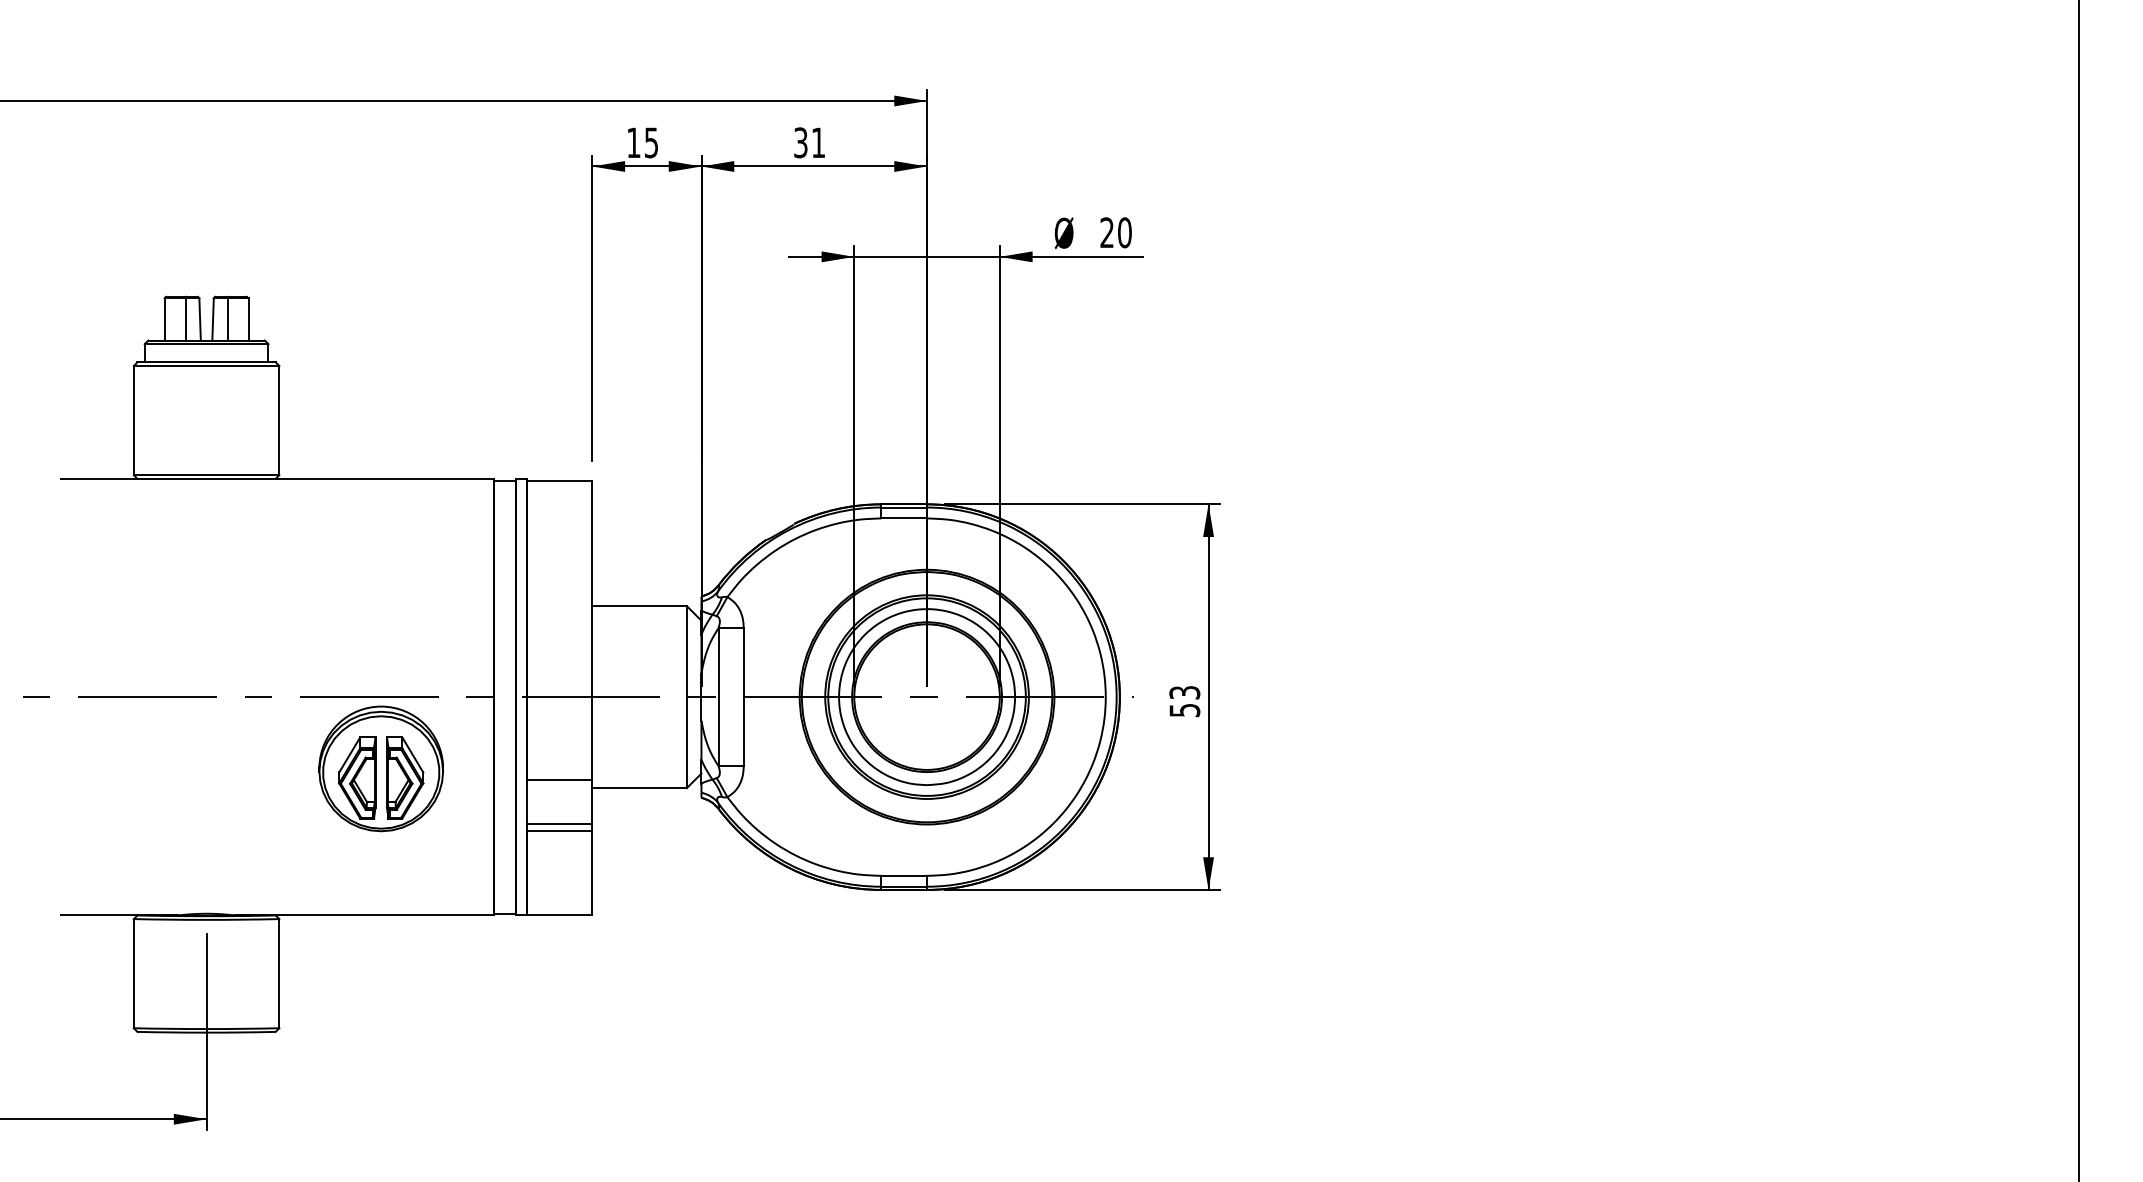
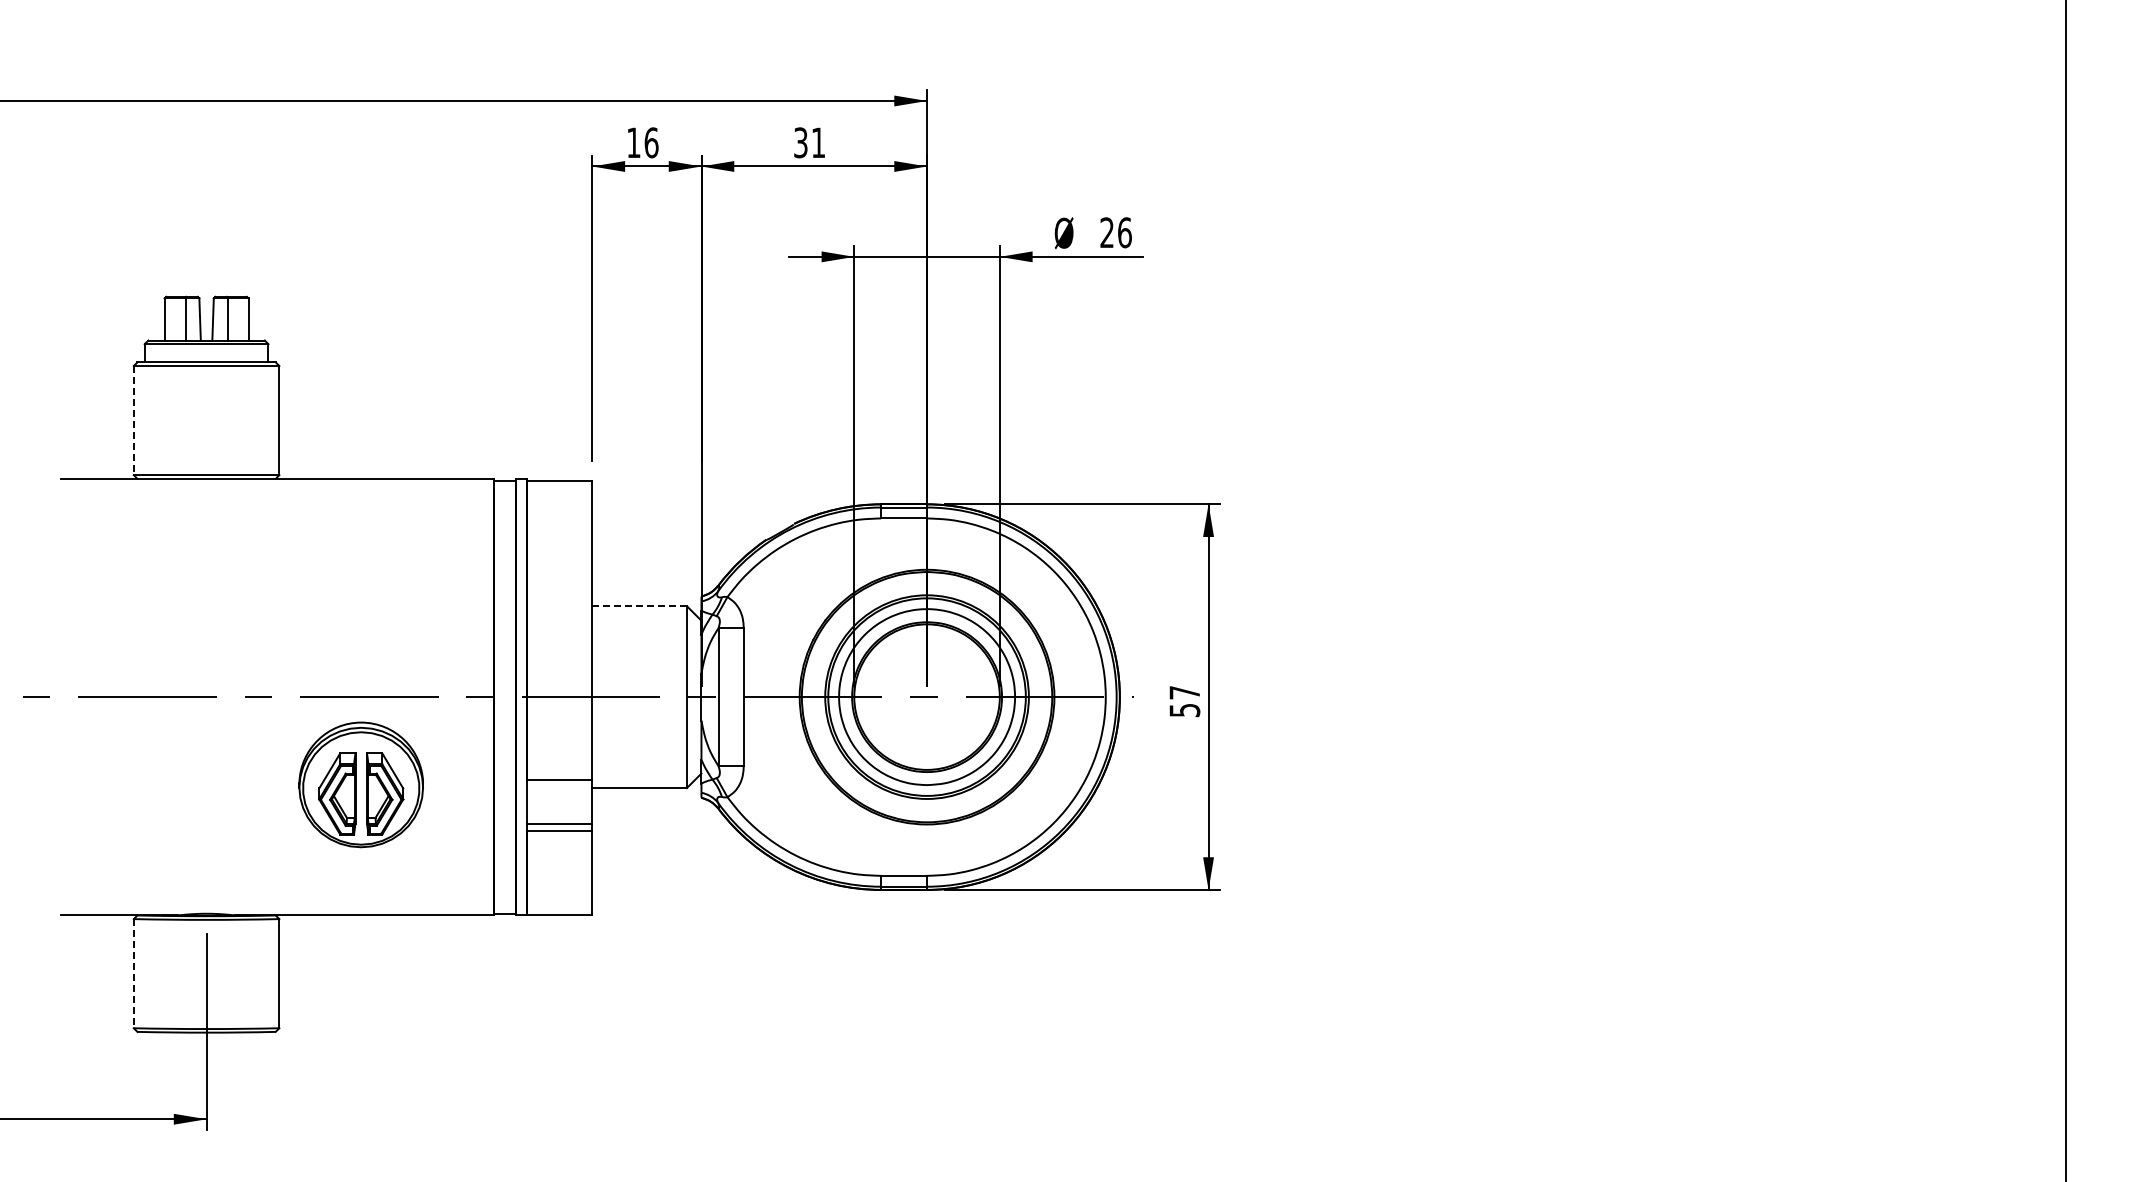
text: 15 -> 16 (651, 142)
text: 20 -> 26 (1124, 232)
line: solid -> dashed (133, 420)
line position: (2078, 590) -> (2065, 590) (2065, 590)
line: solid -> dashed (639, 606)
text: 53 -> 57 (1184, 692)
part position: (380, 768) -> (360, 784) (360, 784)
line: solid -> dashed (133, 973)
